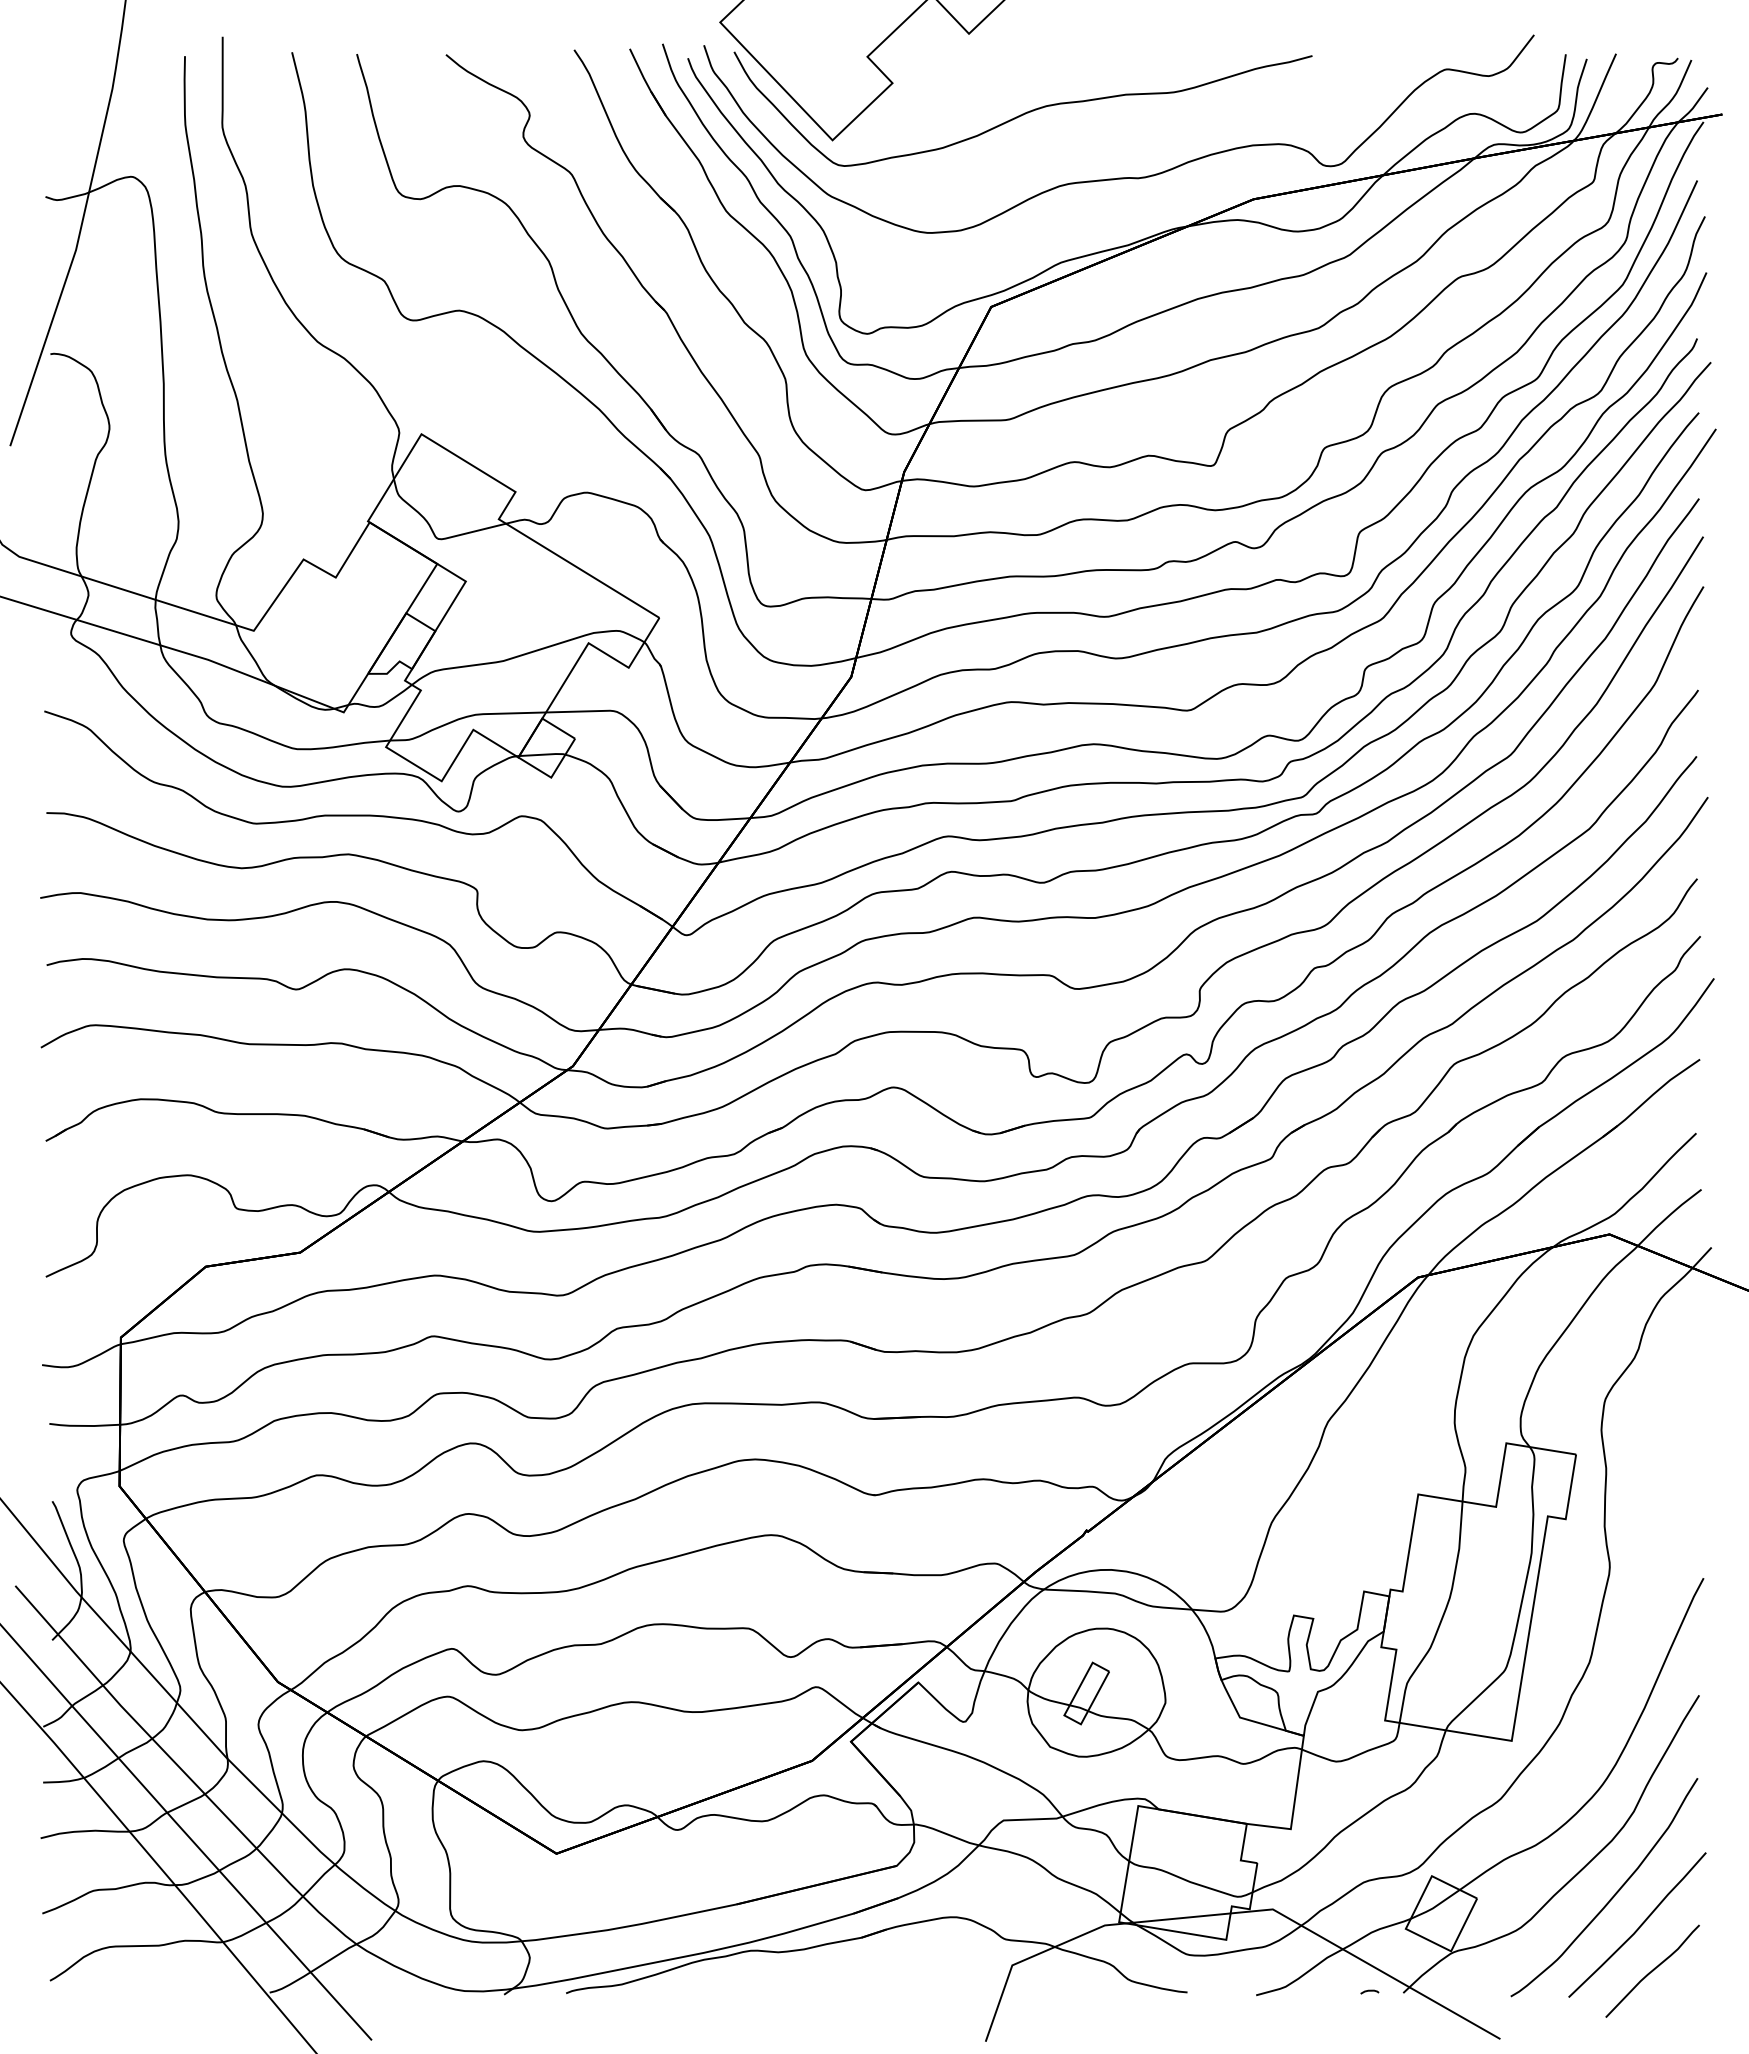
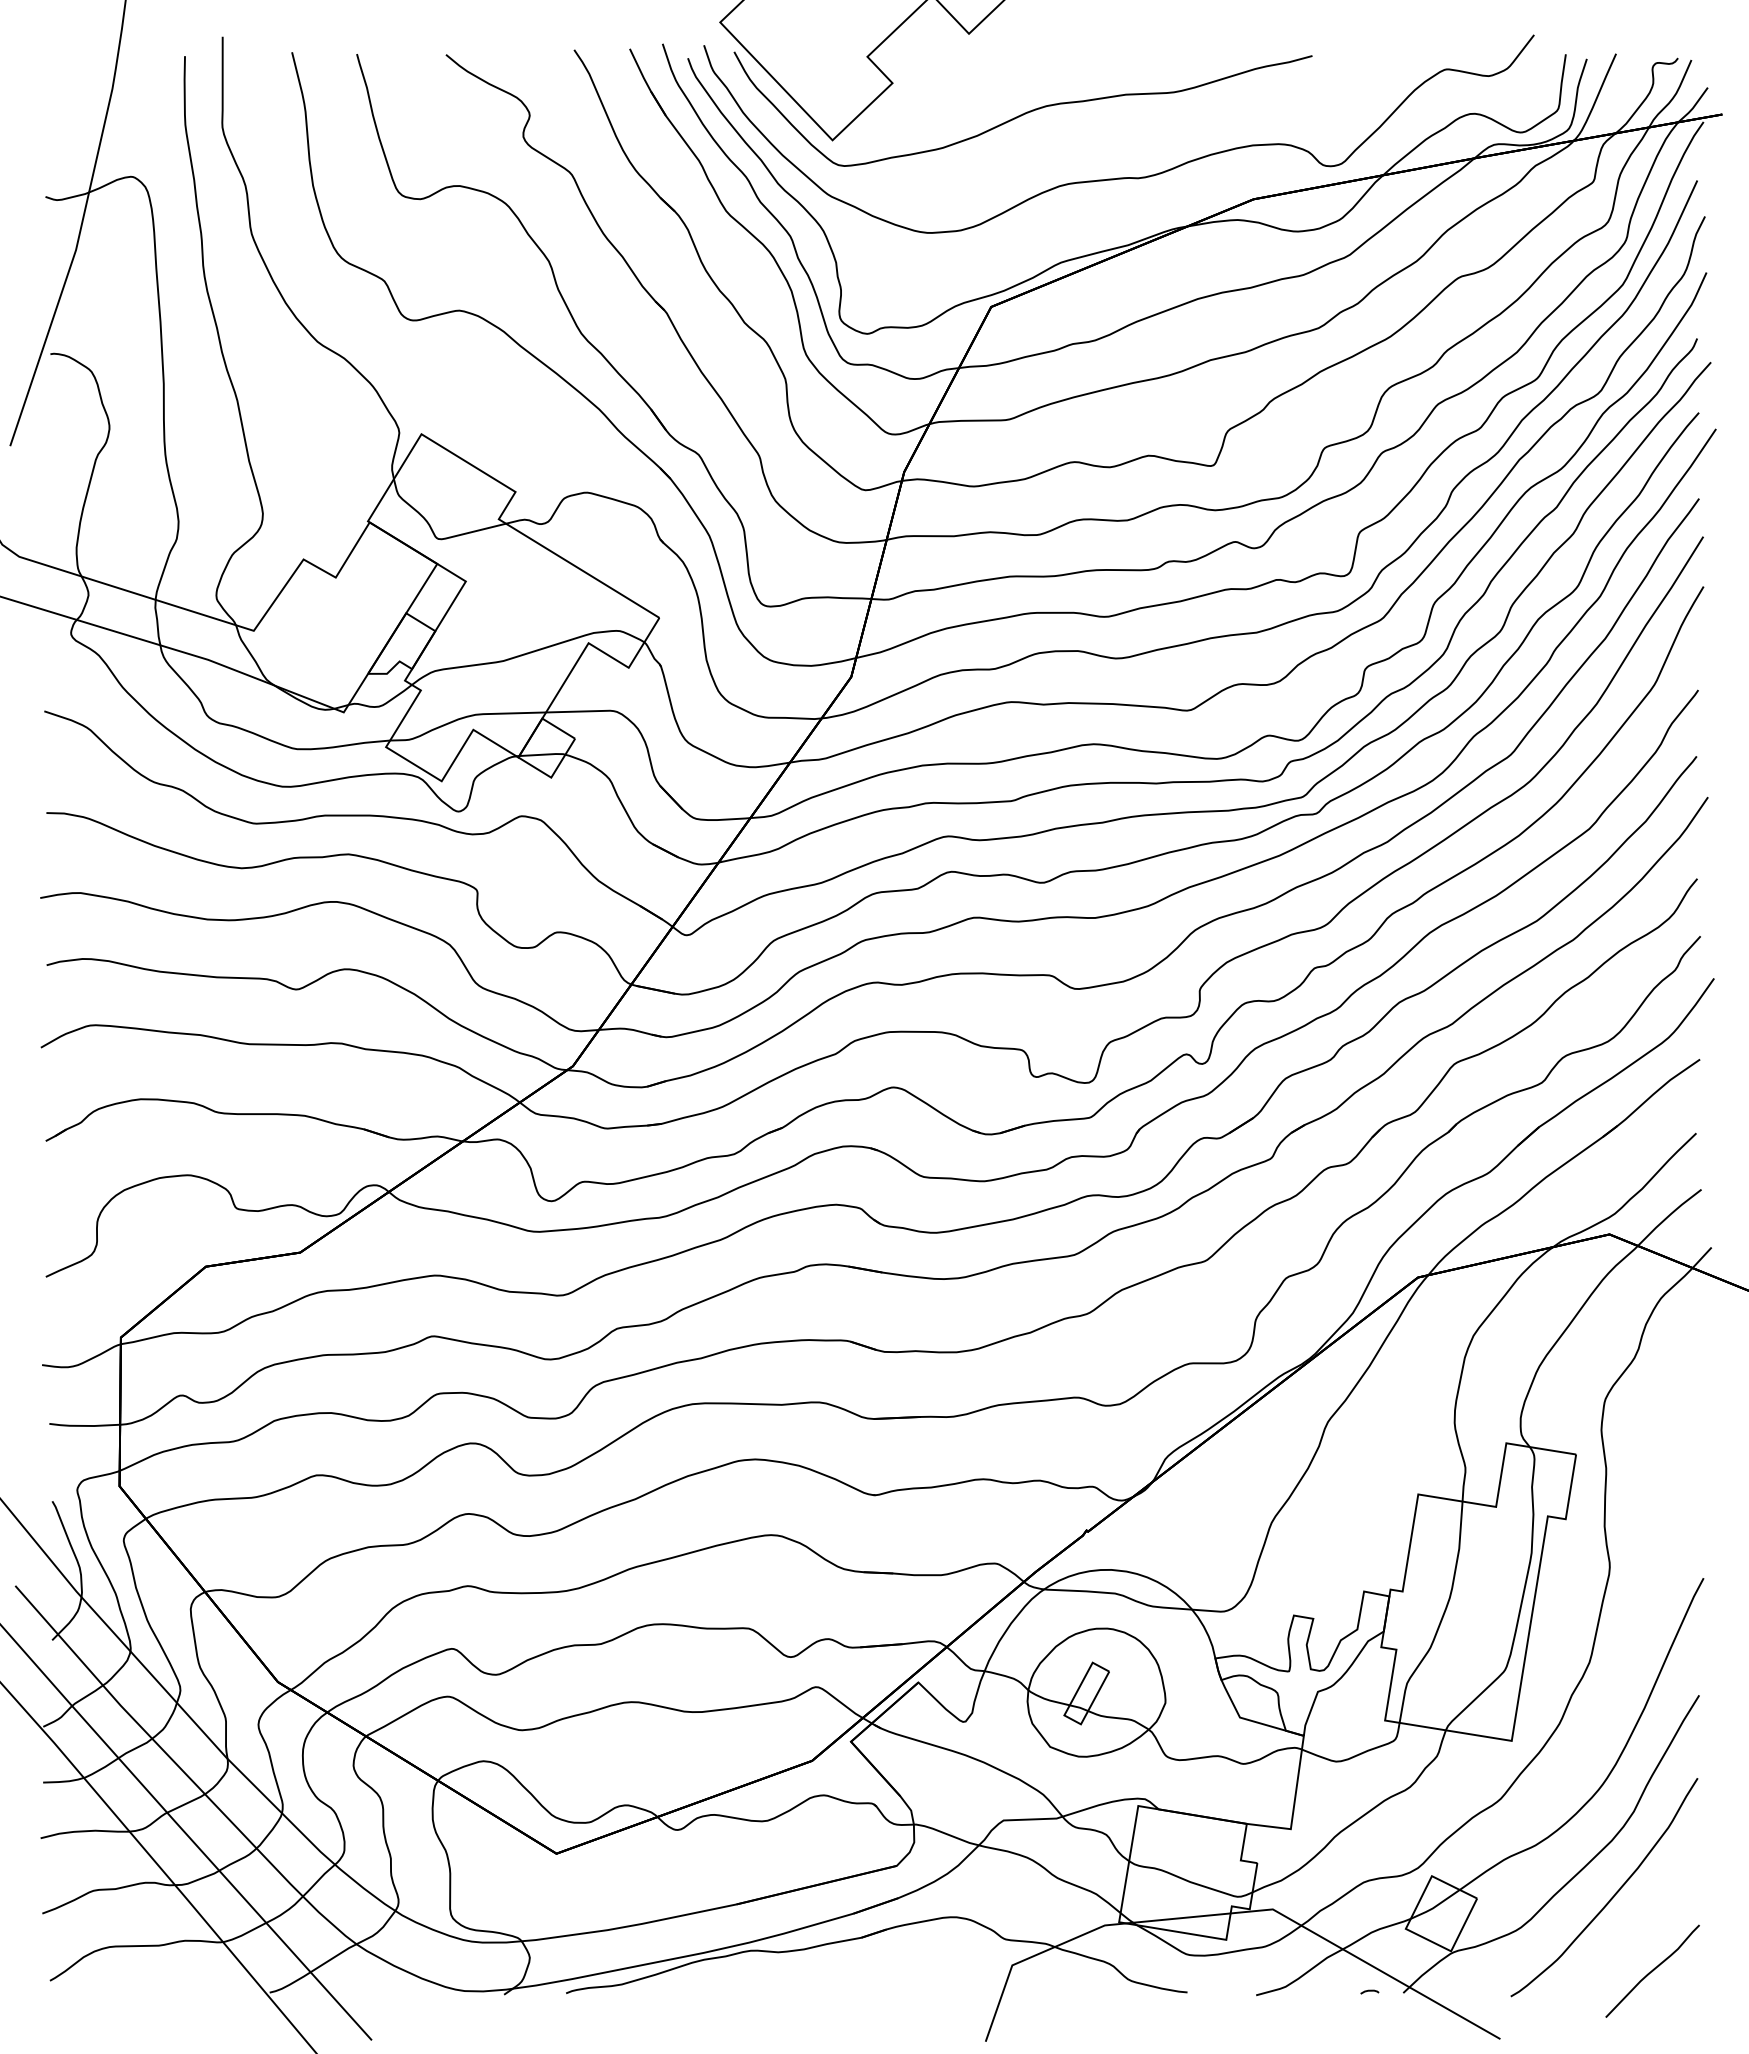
curve: present -> none (1639, 1925)
